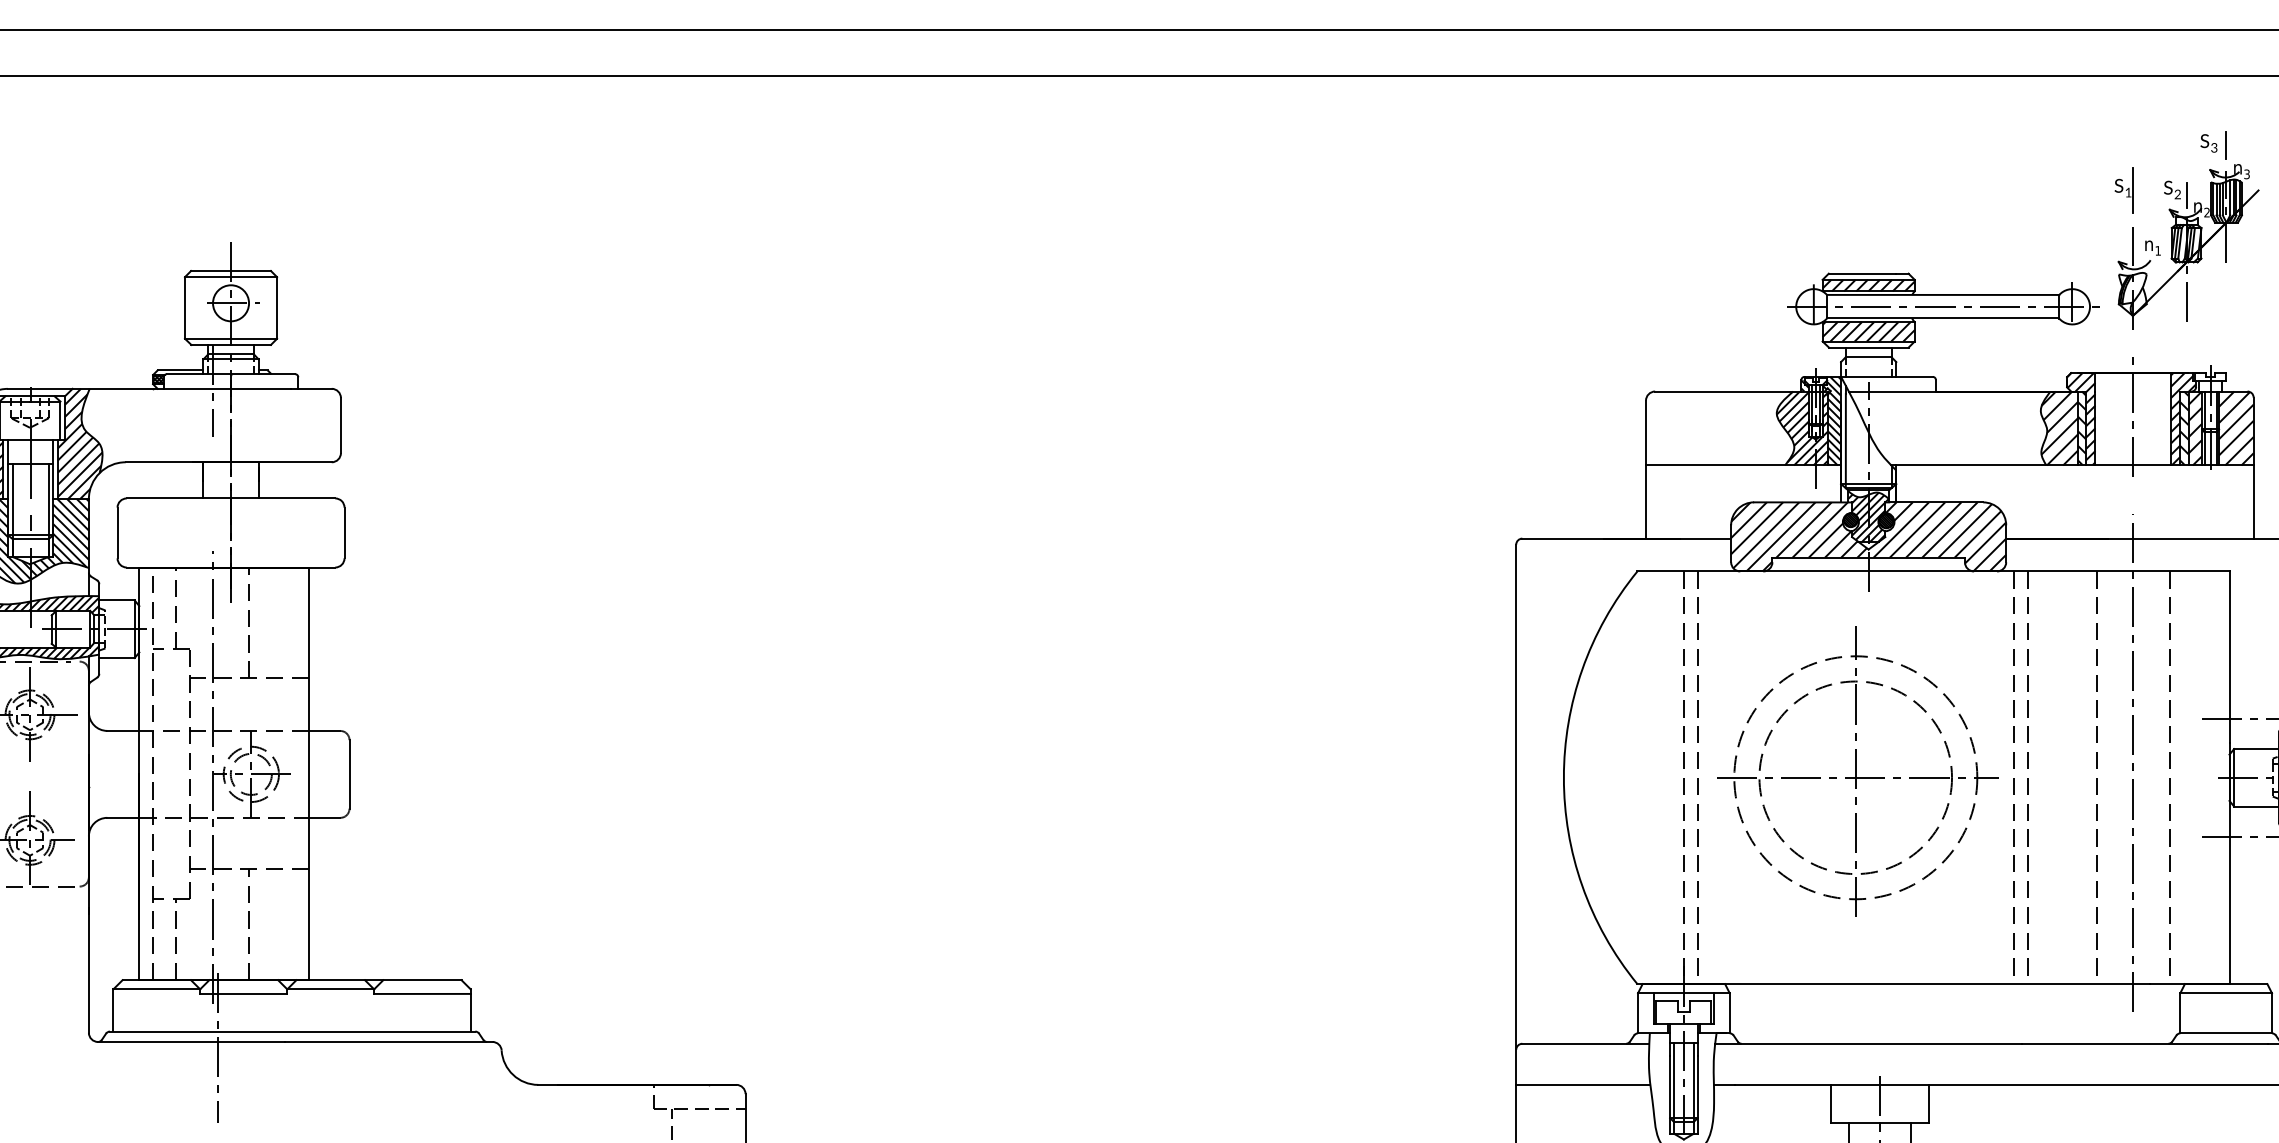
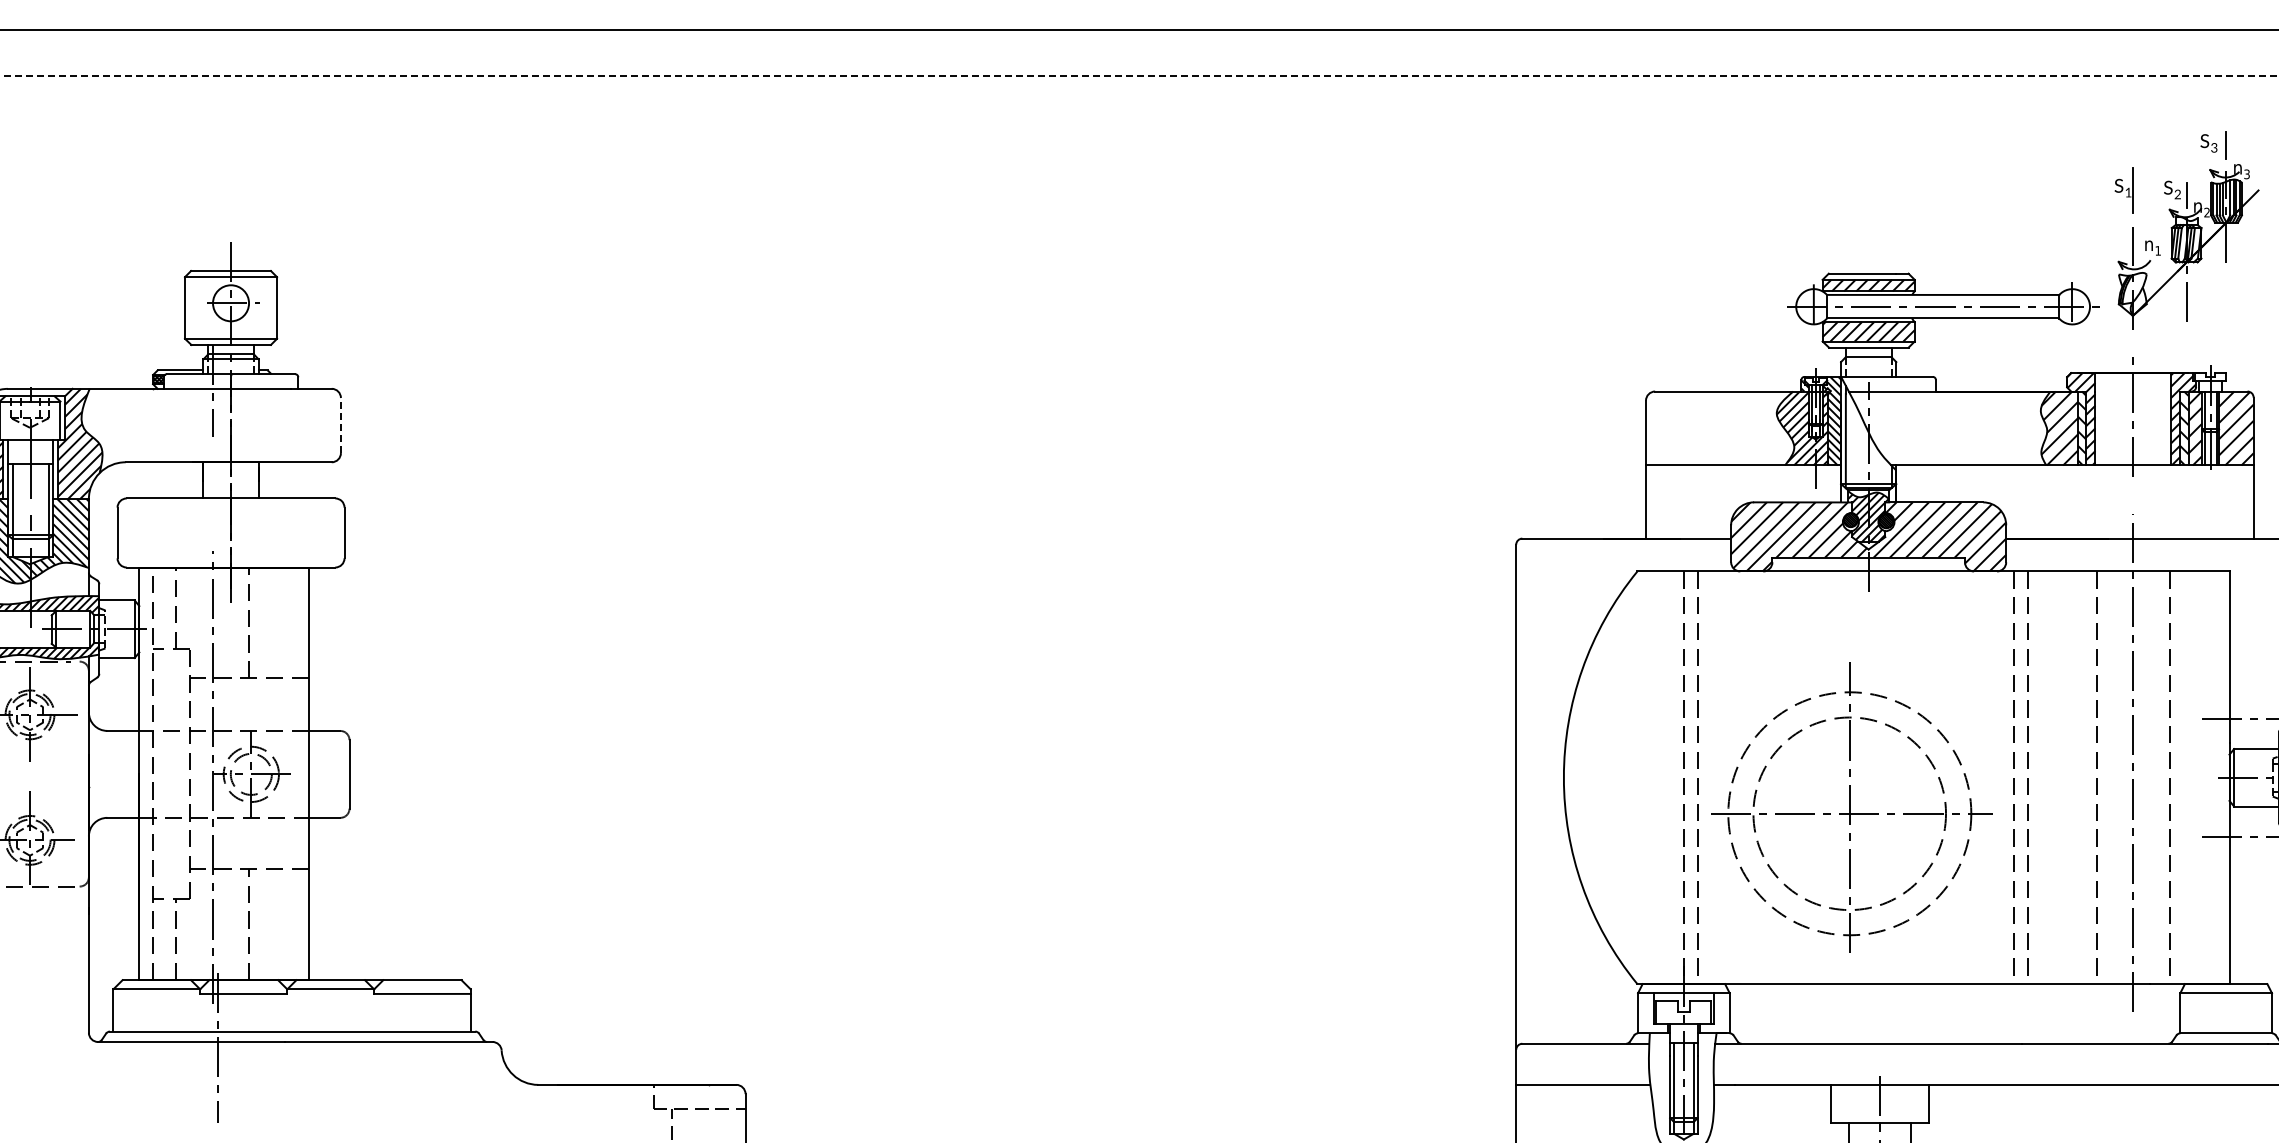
line: solid -> dashed (1138, 76)
line: solid -> dashed (340, 425)
part position: (1857, 771) -> (1851, 807) (1851, 807)
